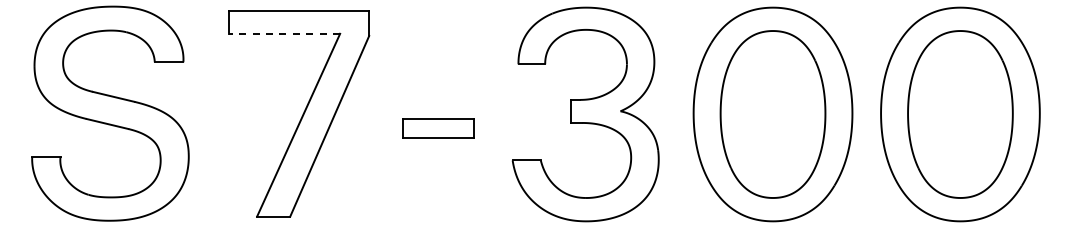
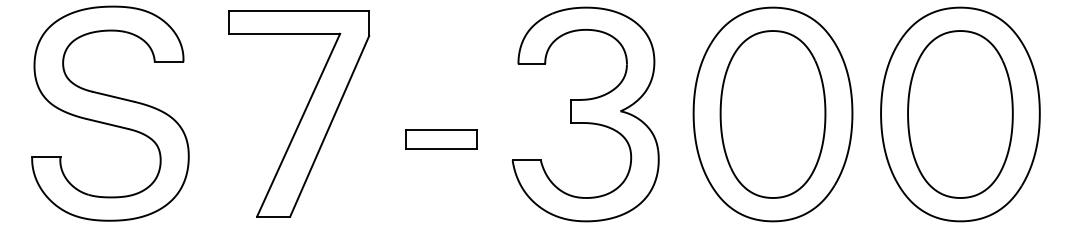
line: dashed -> solid (284, 33)
part position: (438, 128) -> (441, 139) (441, 139)
